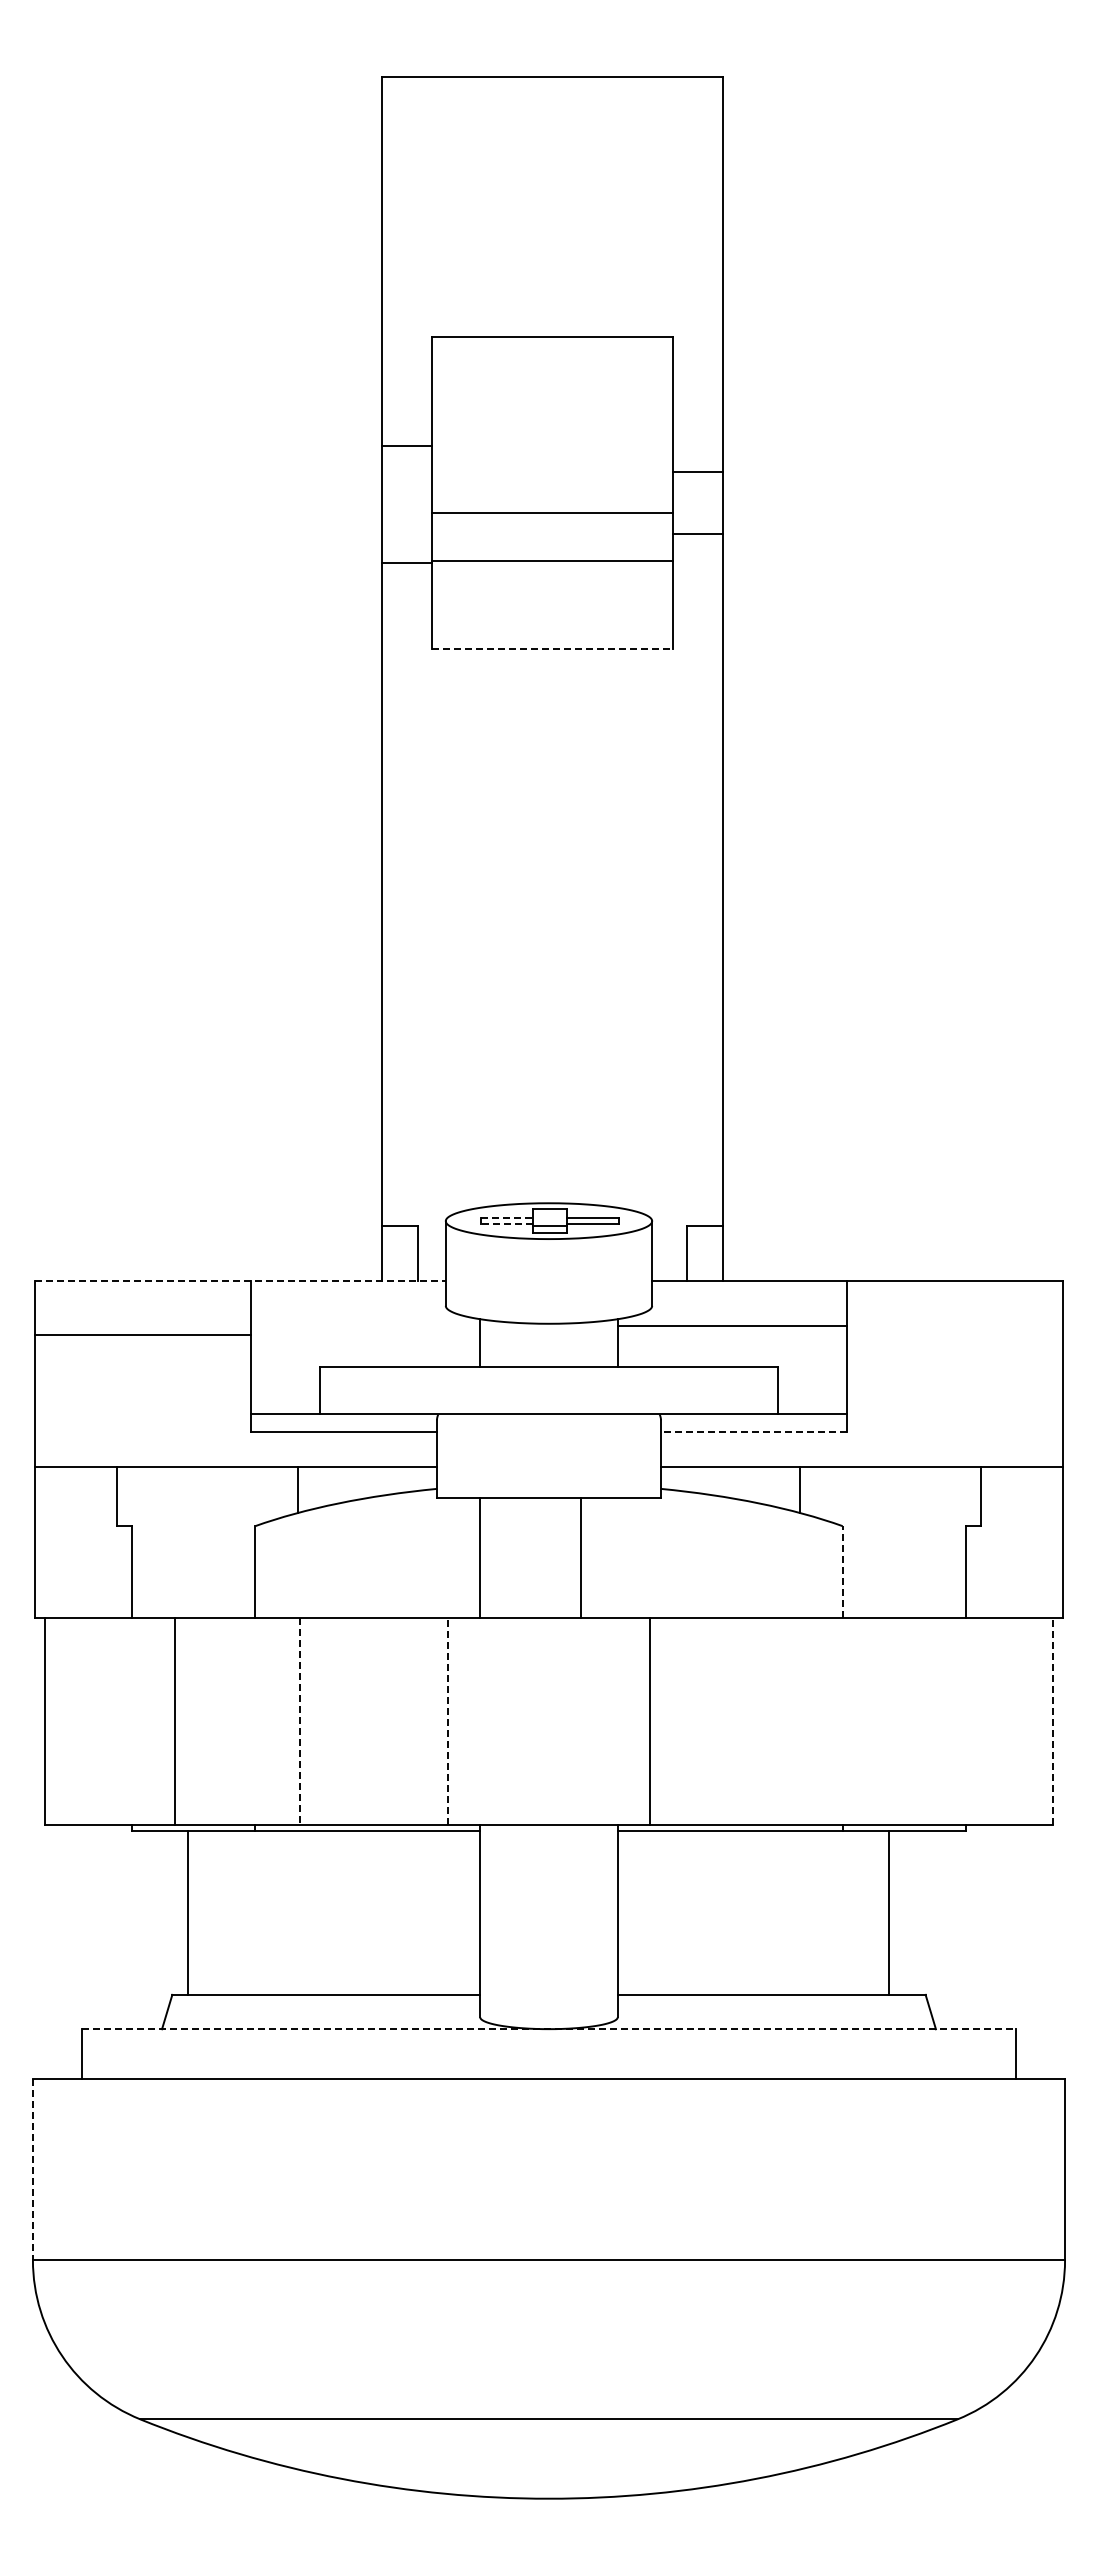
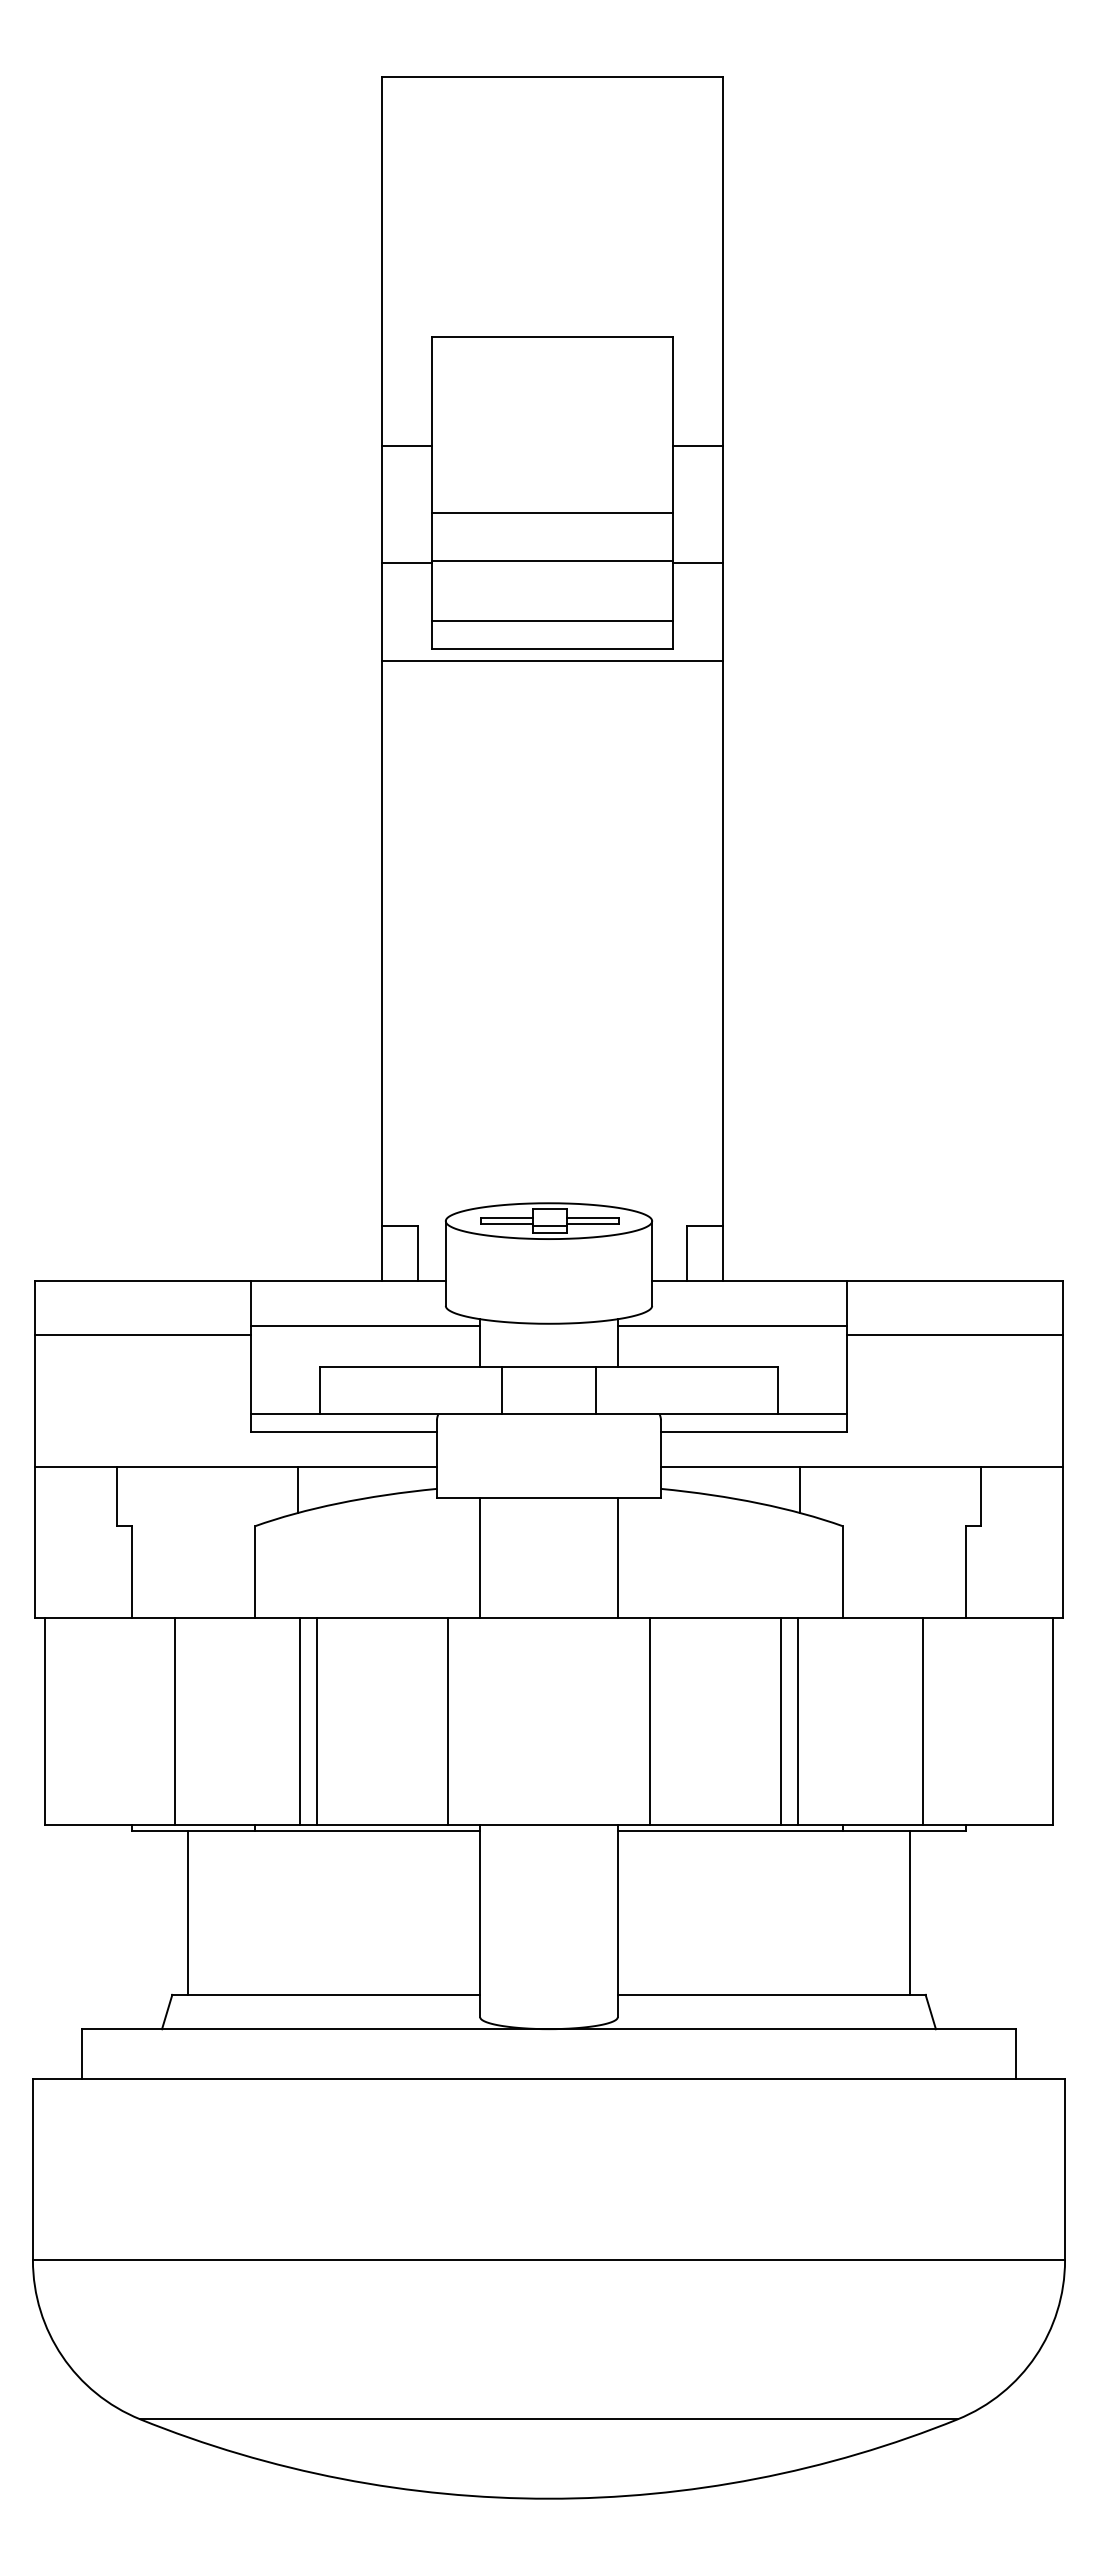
line position: (697, 471) -> (697, 445) (697, 445)
line position: (697, 534) -> (697, 563) (697, 563)
line: none -> present (552, 621)
line: dashed -> solid (552, 648)
line: none -> present (552, 660)
line: dashed -> solid (507, 1218)
line: dashed -> solid (507, 1224)
line: dashed -> solid (240, 1281)
line: none -> present (365, 1326)
line: none -> present (954, 1334)
line: none -> present (501, 1390)
line: none -> present (596, 1390)
line: dashed -> solid (753, 1431)
line position: (580, 1557) -> (617, 1557) (617, 1557)
line: dashed -> solid (842, 1571)
line: dashed -> solid (447, 1720)
line: dashed -> solid (1053, 1720)
line: dashed -> solid (299, 1721)
line: none -> present (316, 1721)
line: none -> present (781, 1721)
line: none -> present (798, 1721)
line: none -> present (922, 1721)
line position: (889, 1912) -> (910, 1912) (910, 1912)
line: dashed -> solid (548, 2029)
line: dashed -> solid (32, 2169)
